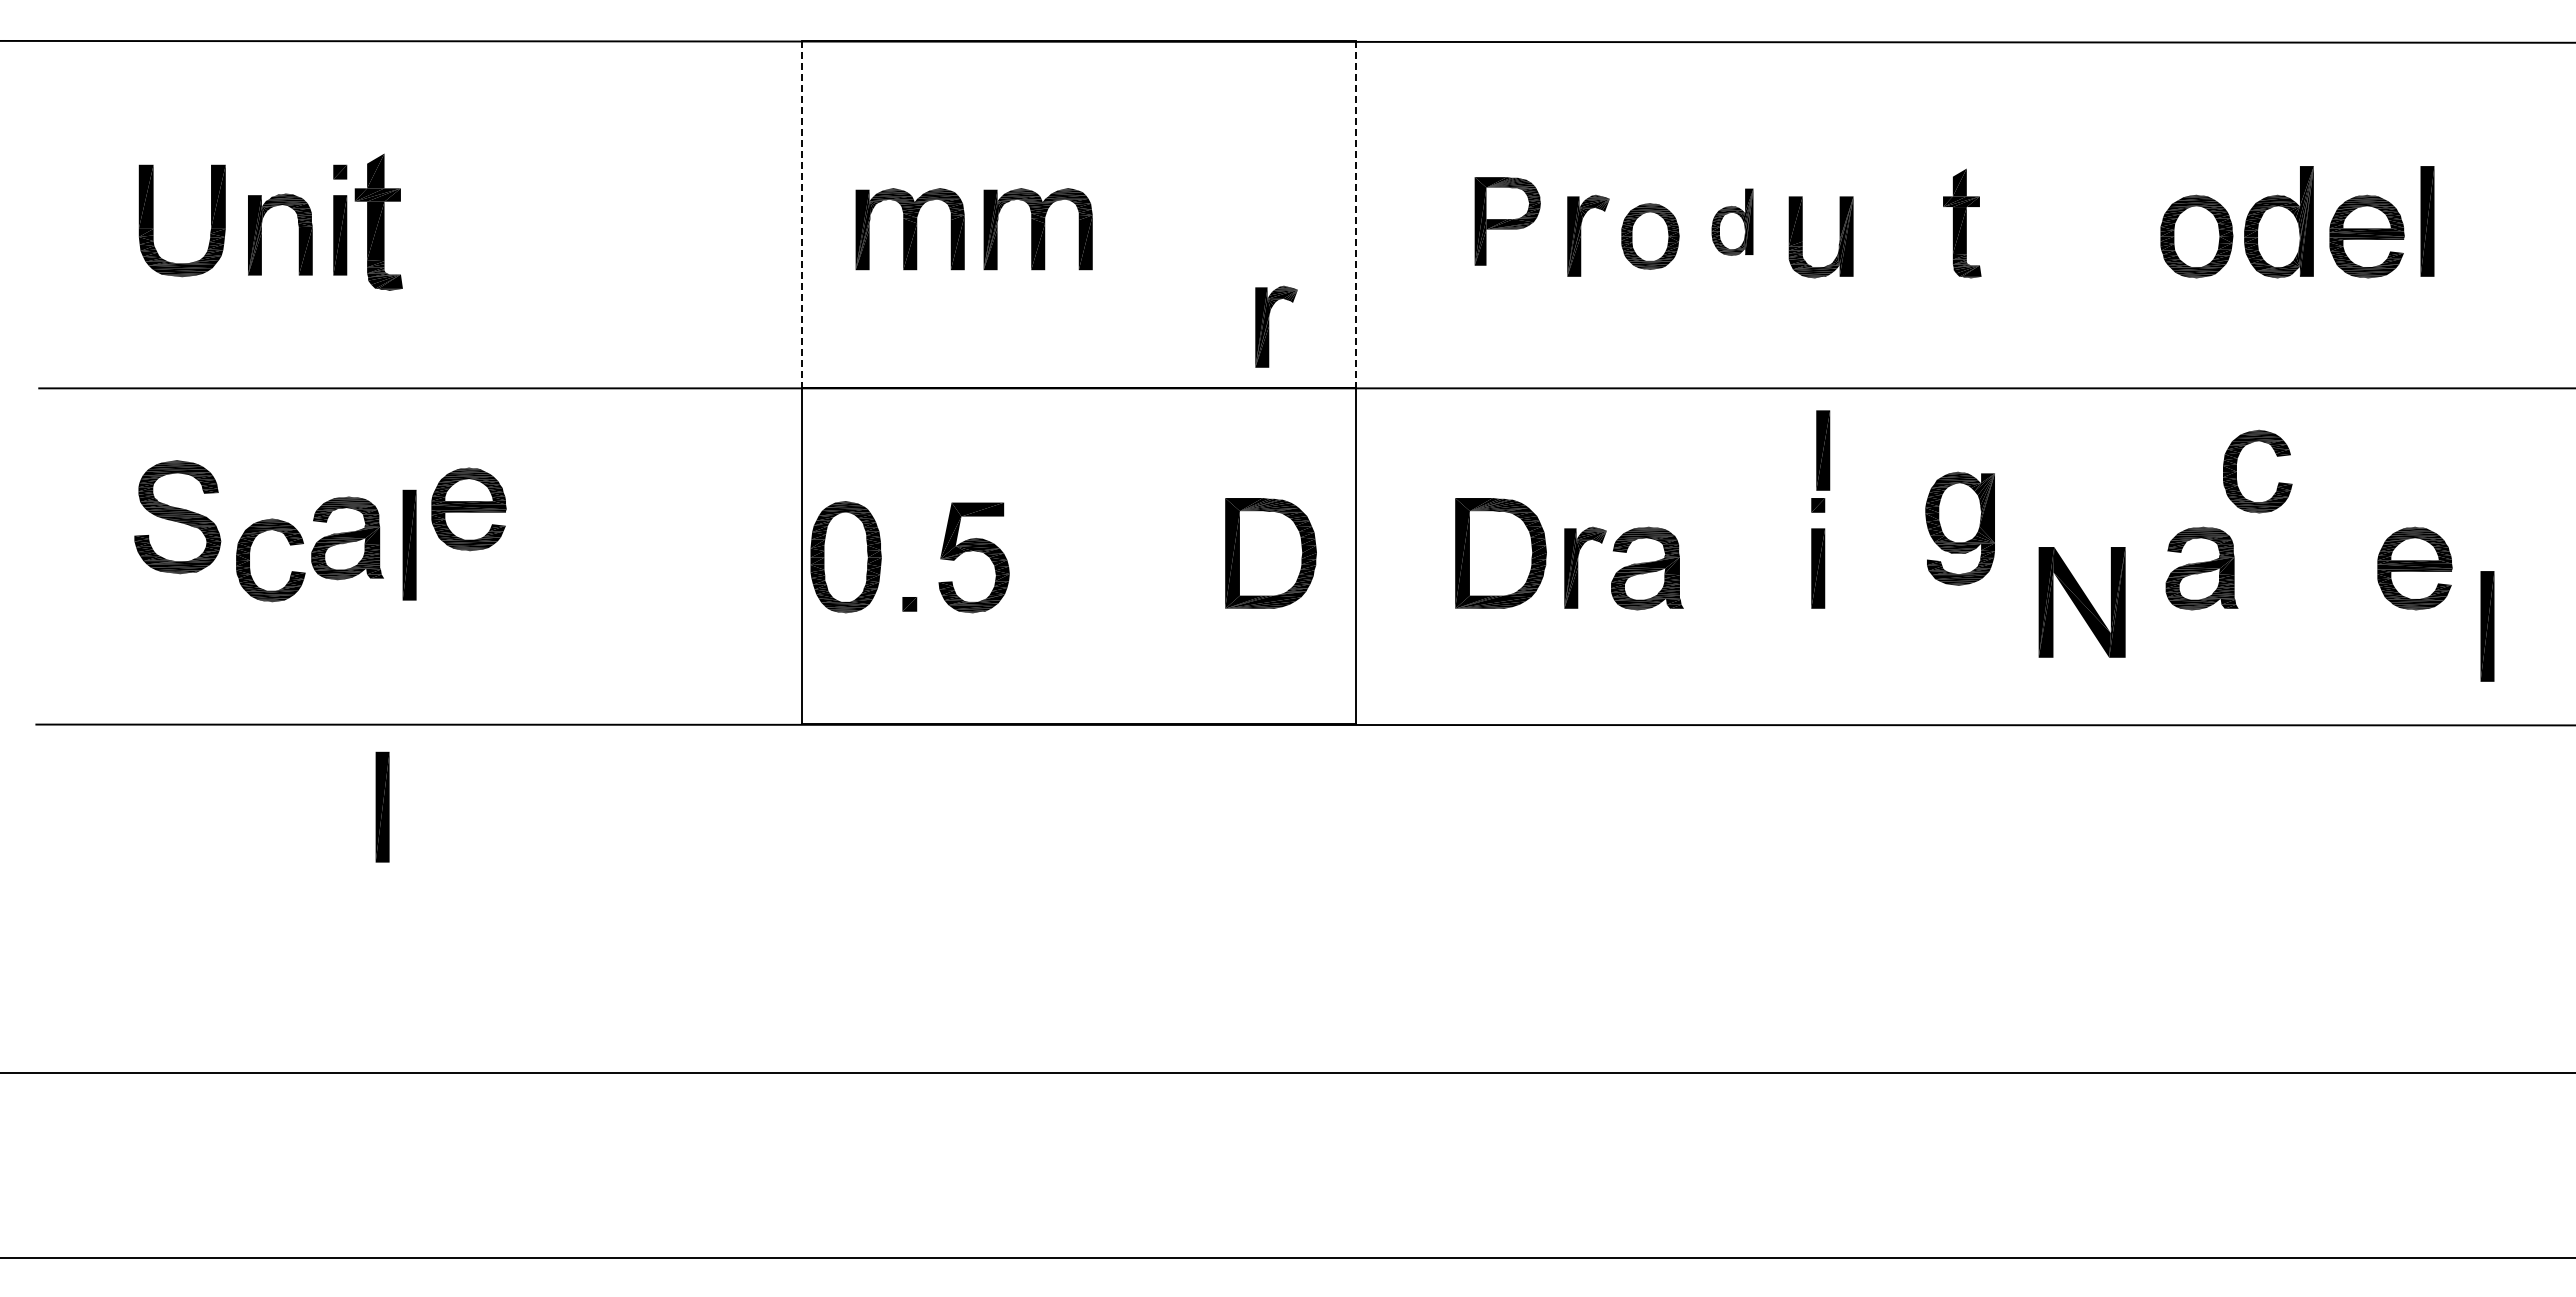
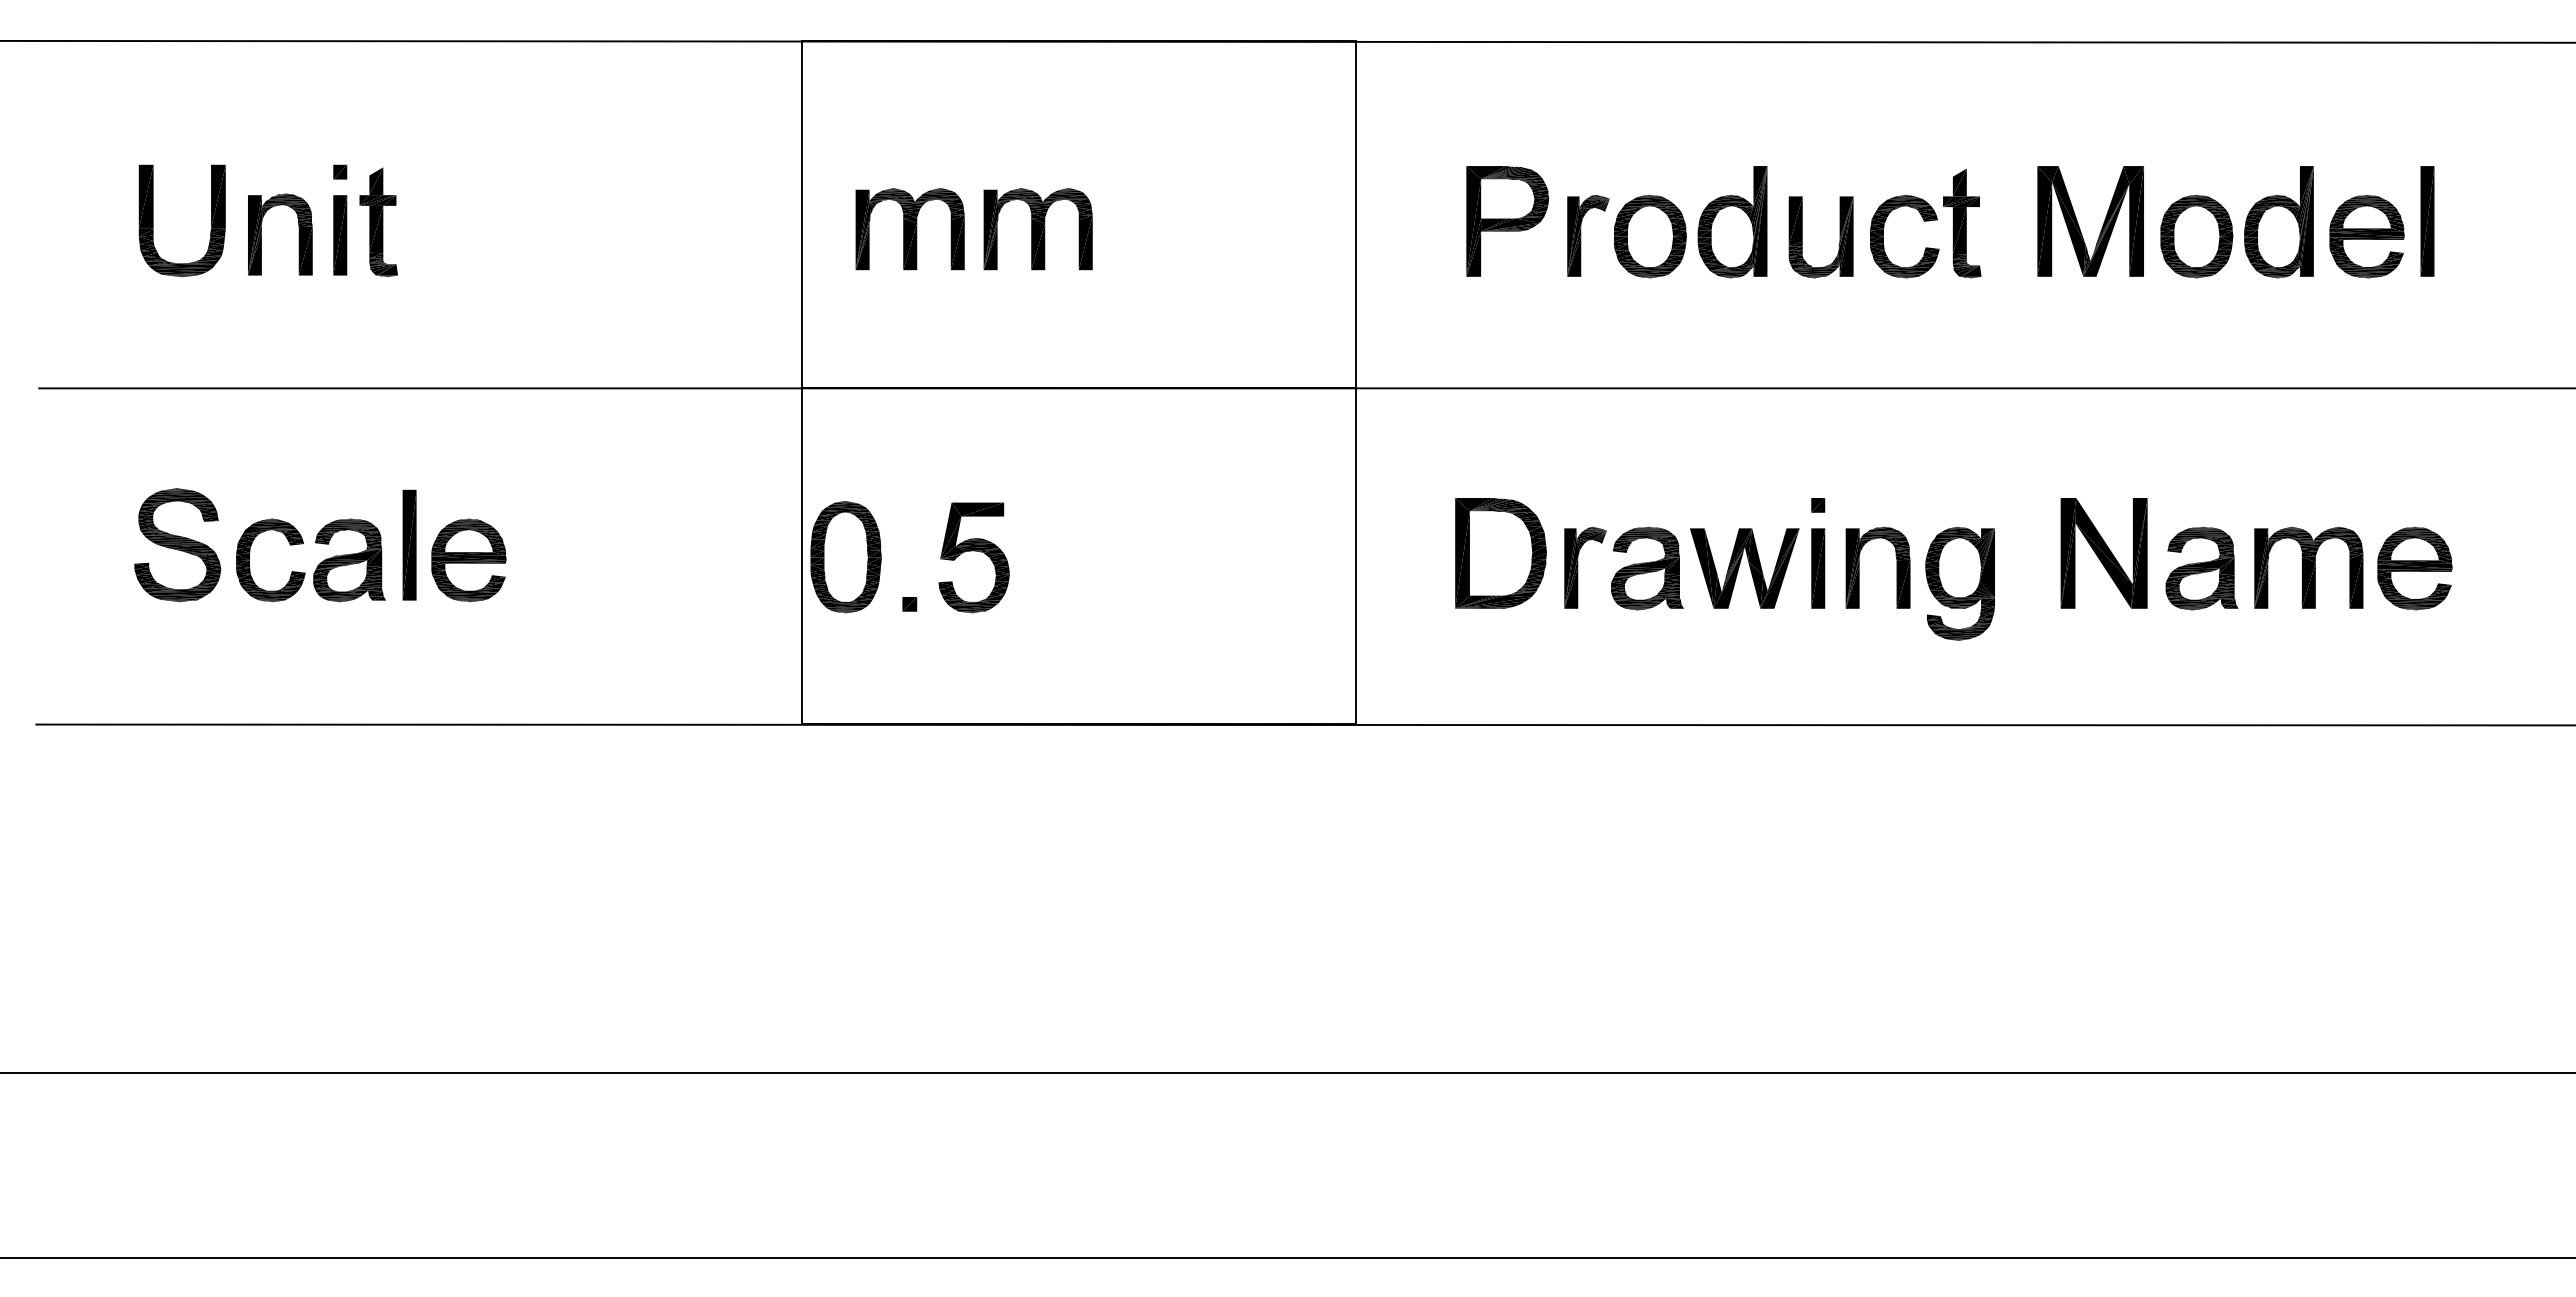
line: dashed -> solid (801, 214)
line: dashed -> solid (1355, 214)
part size: 49x138 px -> 39x111 px (378, 222)
part size: 67x89 px -> 84x111 px (1507, 221)
part size: 43x68 px -> 71x113 px (1732, 222)
part: none -> present (2079, 225)
part size: 59x67 px -> 73x85 px (1650, 236)
part: present -> none (1269, 326)
part: present -> none (1823, 450)
part position: (2236, 471) -> (1883, 236) (1883, 236)
part position: (468, 509) -> (468, 560) (468, 560)
part position: (177, 517) -> (177, 545) (177, 545)
part position: (1959, 528) -> (1959, 583) (1959, 583)
part position: (347, 538) -> (349, 560) (349, 560)
part: present -> none (1270, 553)
part: none -> present (1859, 567)
part: none -> present (2308, 567)
part: none -> present (1744, 568)
part position: (2081, 602) -> (2103, 553) (2103, 553)
part: present -> none (2487, 626)
part: present -> none (382, 806)
